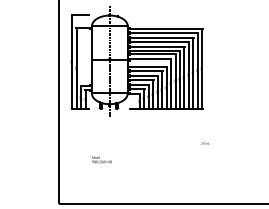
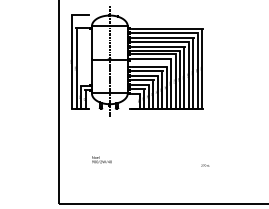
text position: (205, 143) -> (205, 165) (205, 165)
